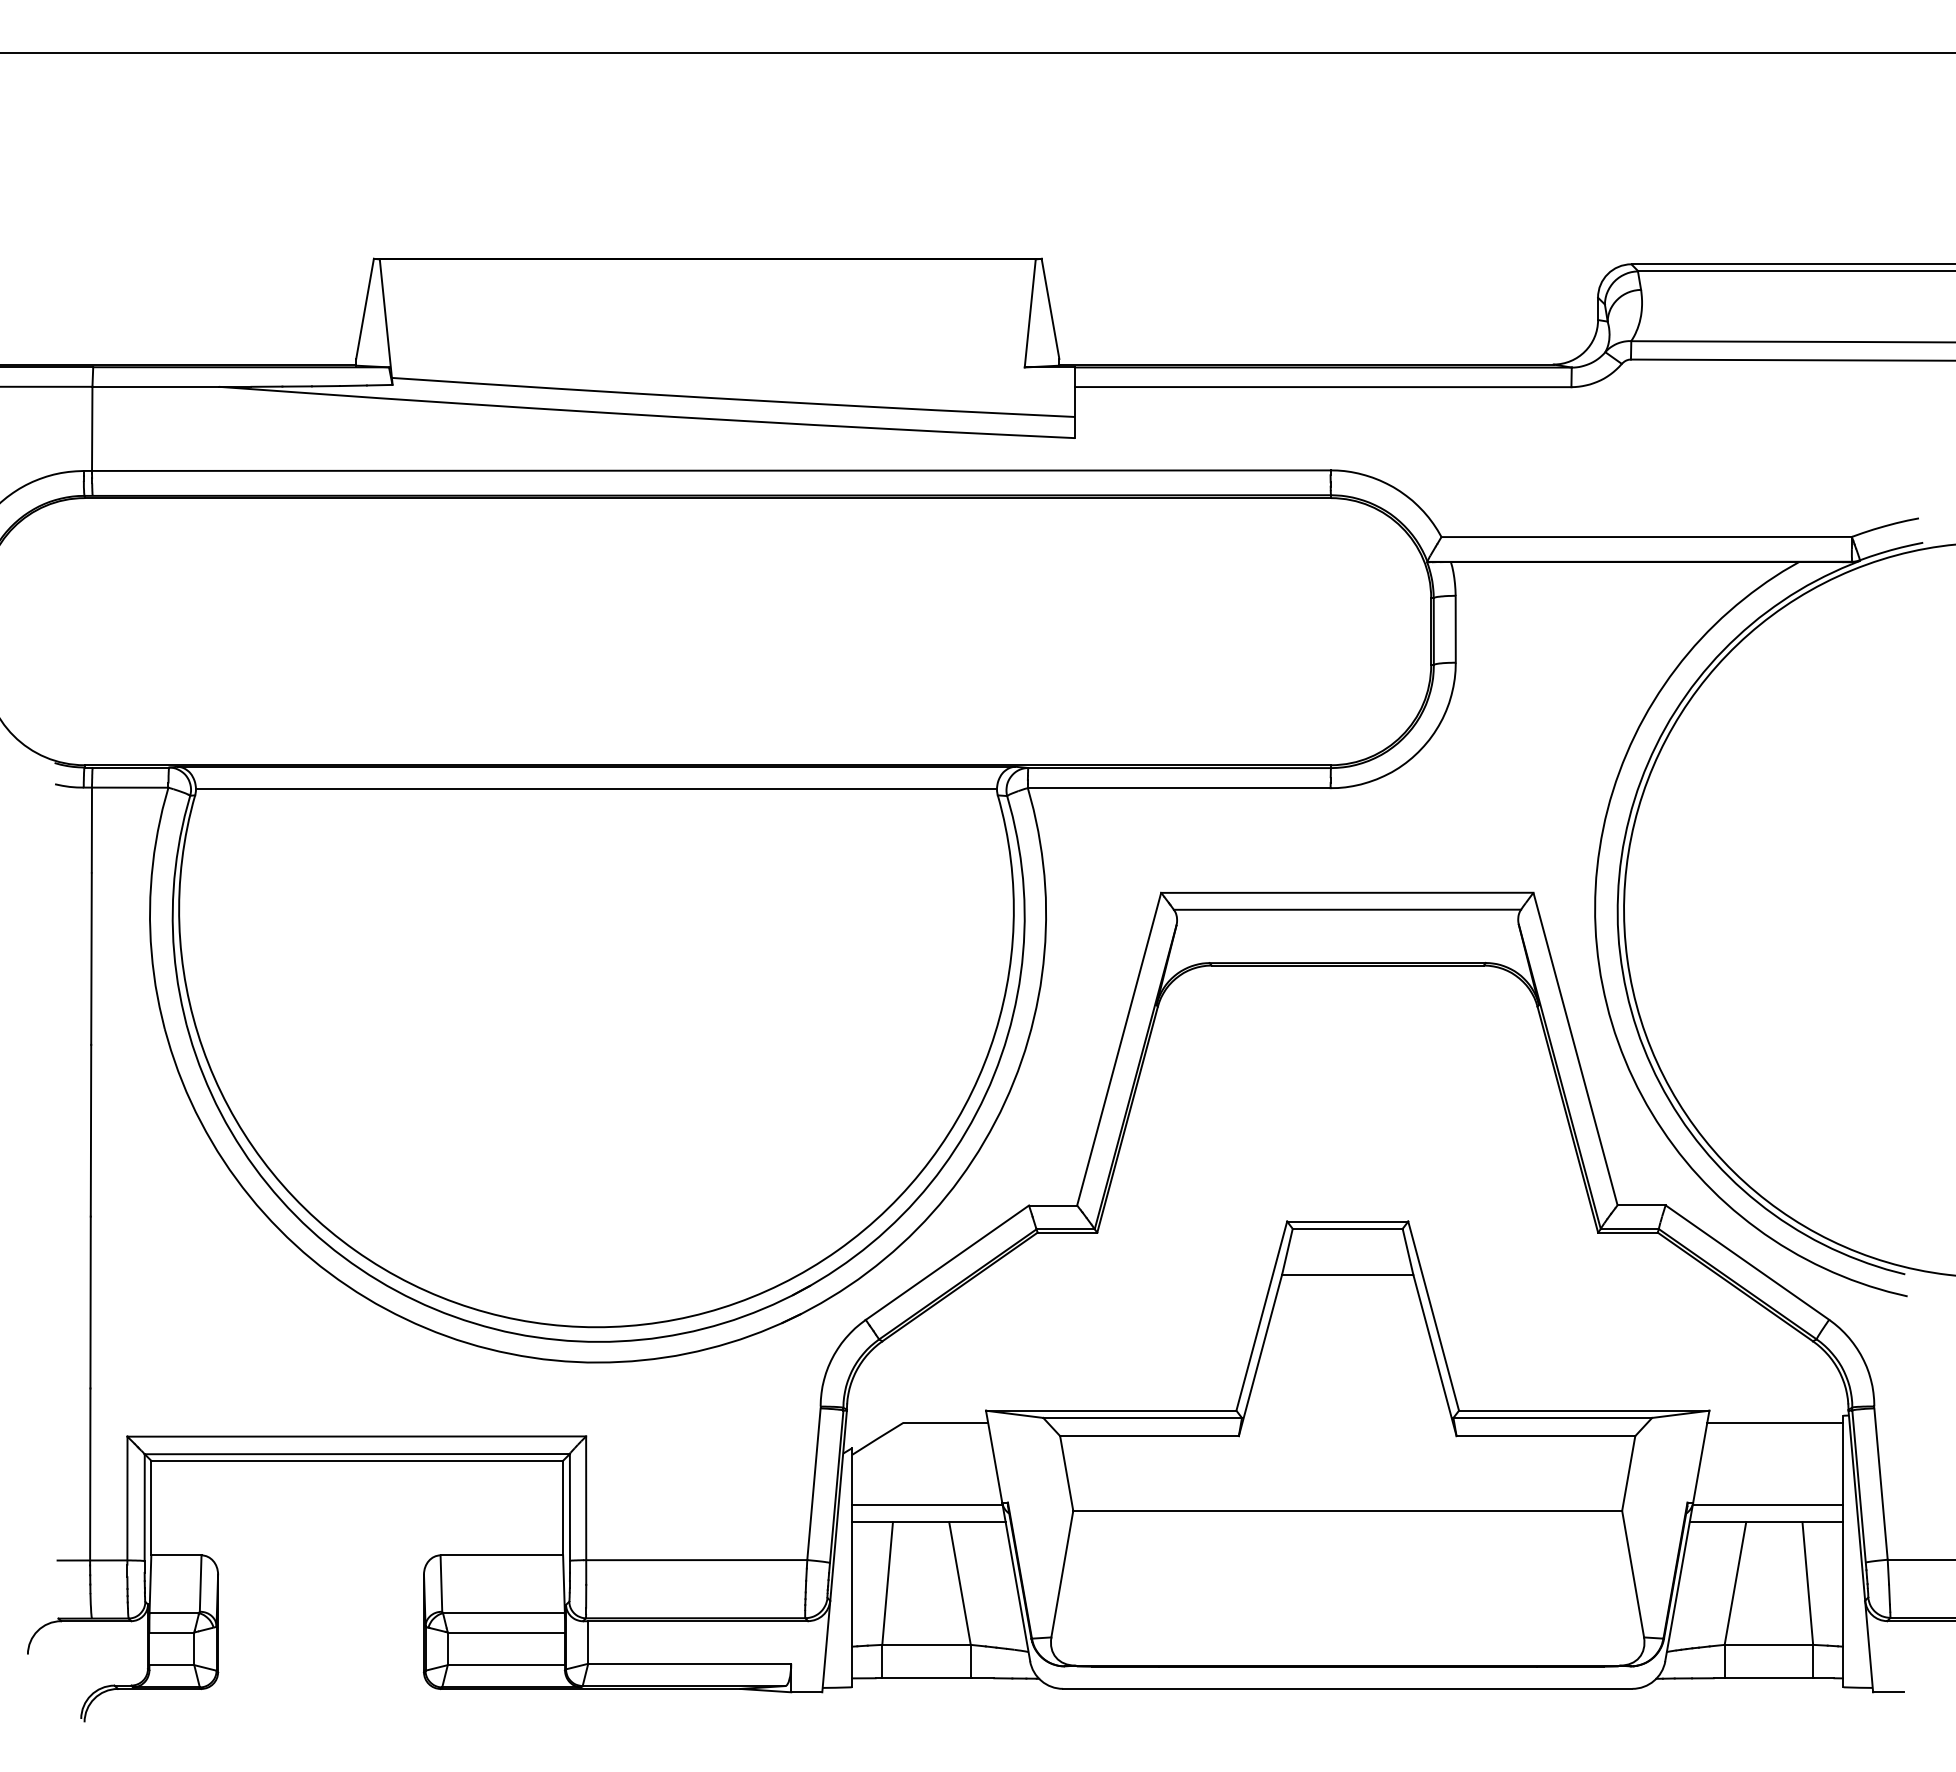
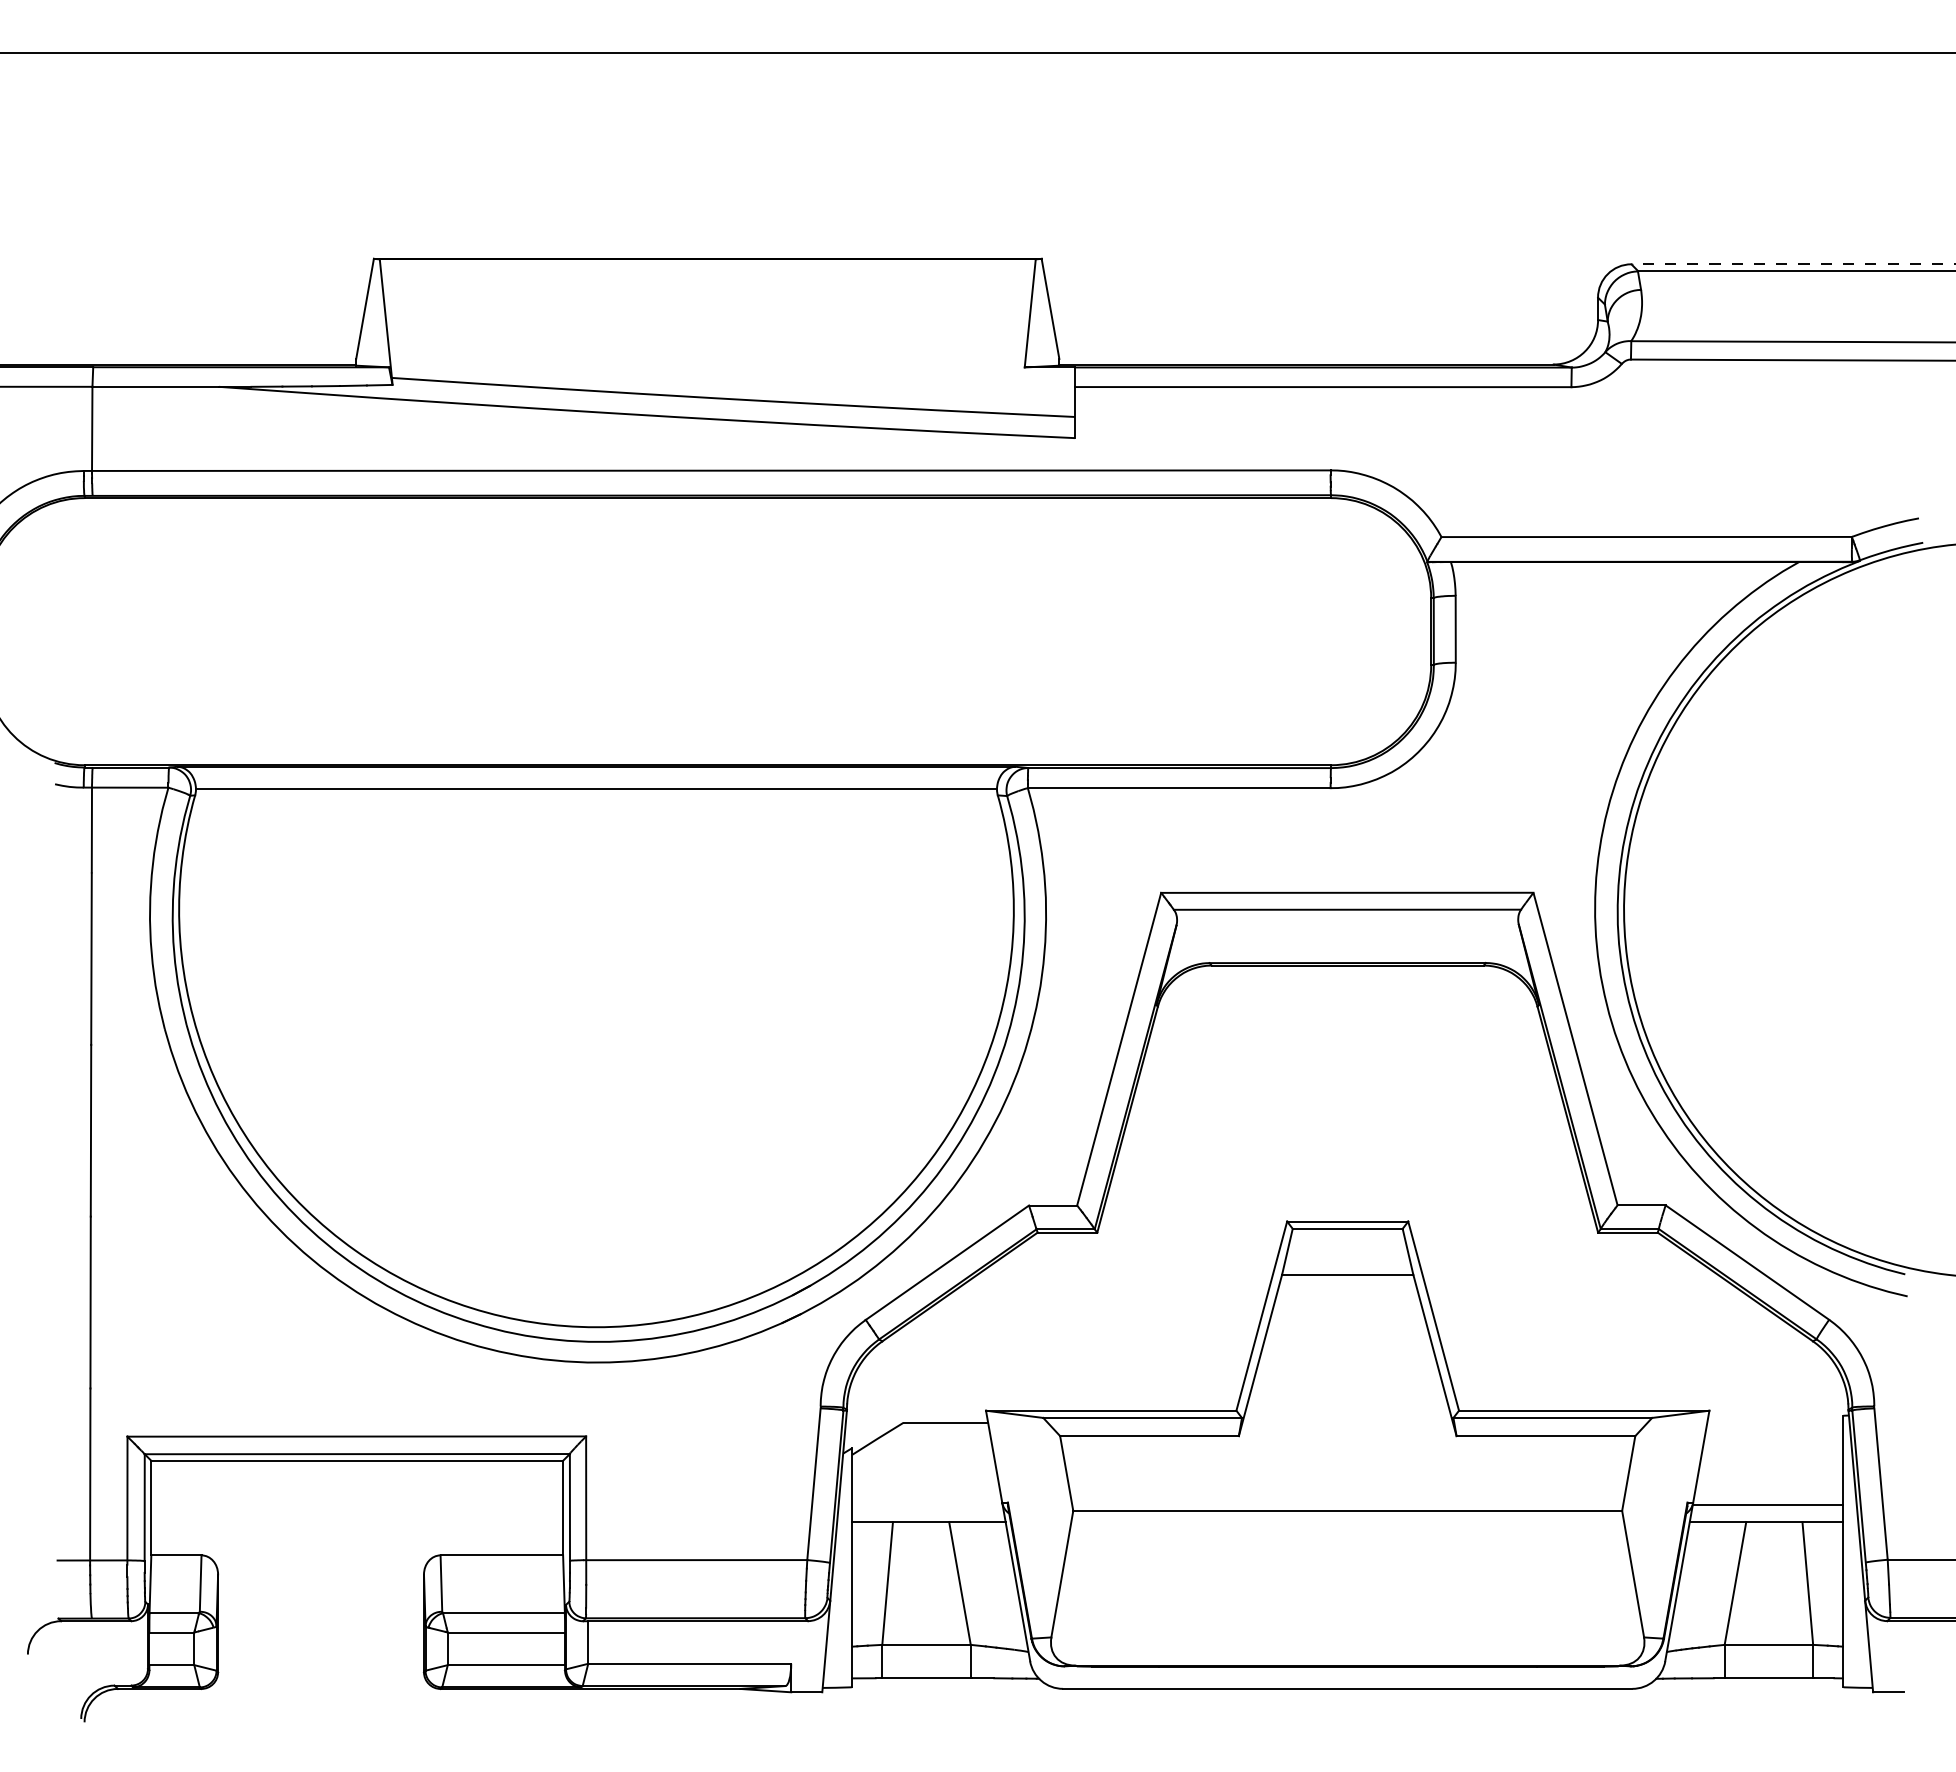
line: solid -> dashed (1793, 264)
line: present -> none (1774, 1422)
line: present -> none (927, 1505)
